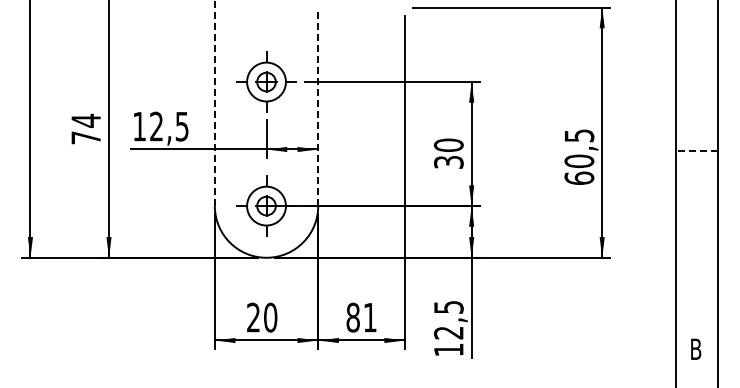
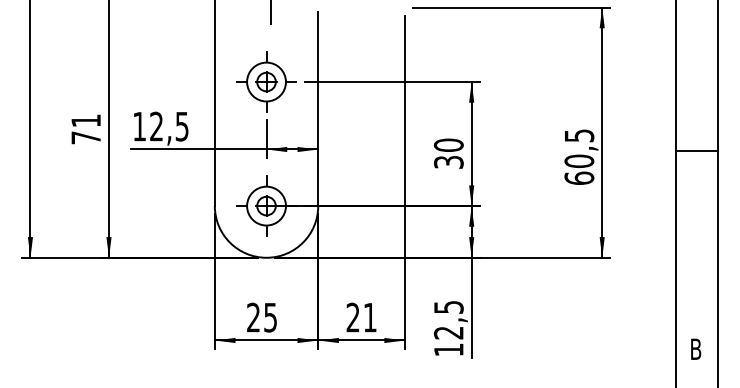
line: none -> present (270, 13)
line: dashed -> solid (214, 103)
line: dashed -> solid (318, 109)
text: 74 -> 71 (85, 120)
line: dashed -> solid (697, 150)
text: 20 -> 25 (270, 317)
text: 81 -> 21 (352, 317)
